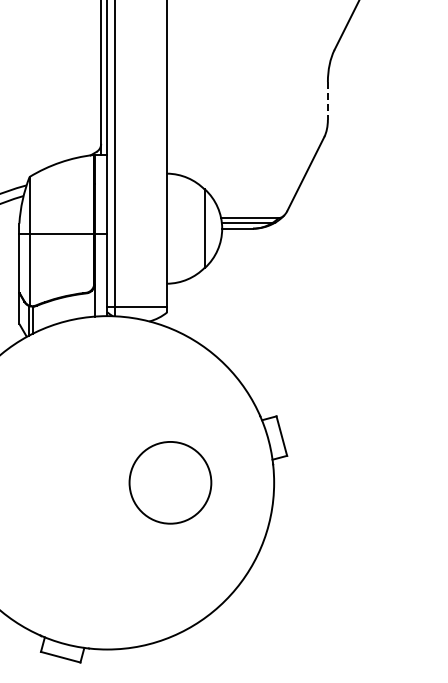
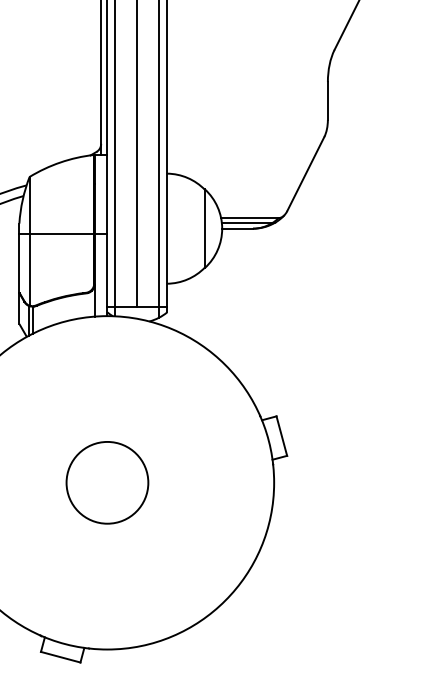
line: dashed -> solid (327, 101)
line: none -> present (137, 154)
line: none -> present (159, 159)
circle position: (170, 482) -> (107, 482) (107, 482)
